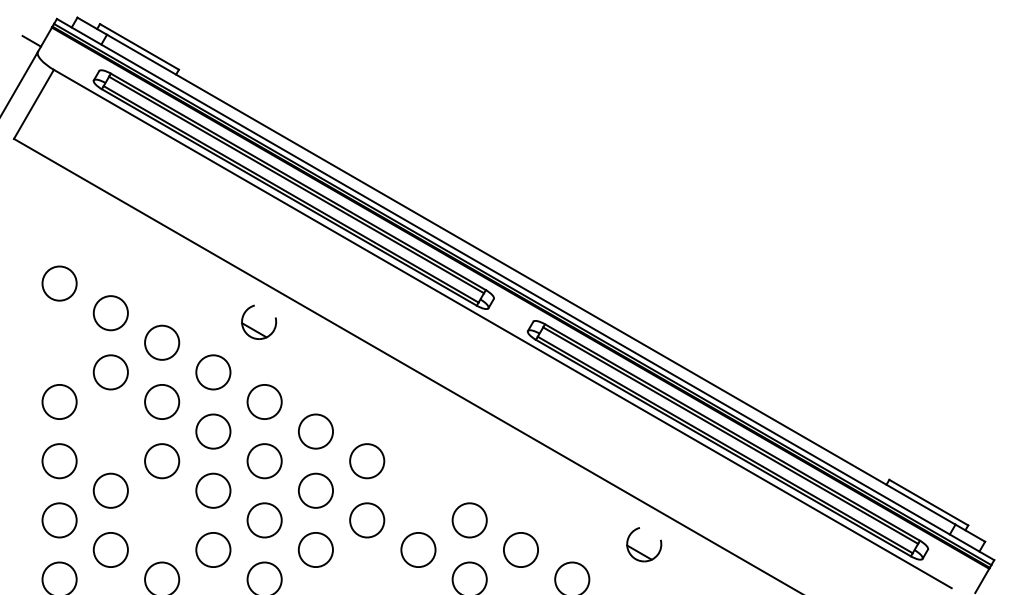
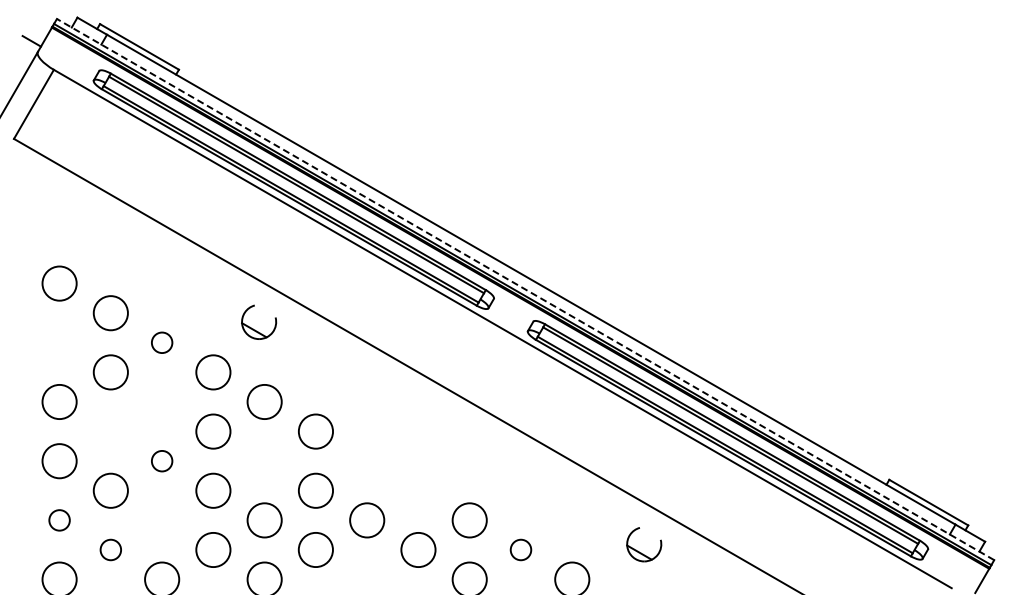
line: solid -> dashed (525, 289)
circle diameter: 34 px -> 21 px (161, 342)
circle: present -> none (162, 401)
circle diameter: 34 px -> 21 px (161, 460)
circle: present -> none (264, 461)
circle: present -> none (367, 461)
circle diameter: 34 px -> 21 px (59, 520)
circle diameter: 34 px -> 21 px (110, 549)
circle diameter: 34 px -> 21 px (520, 549)
